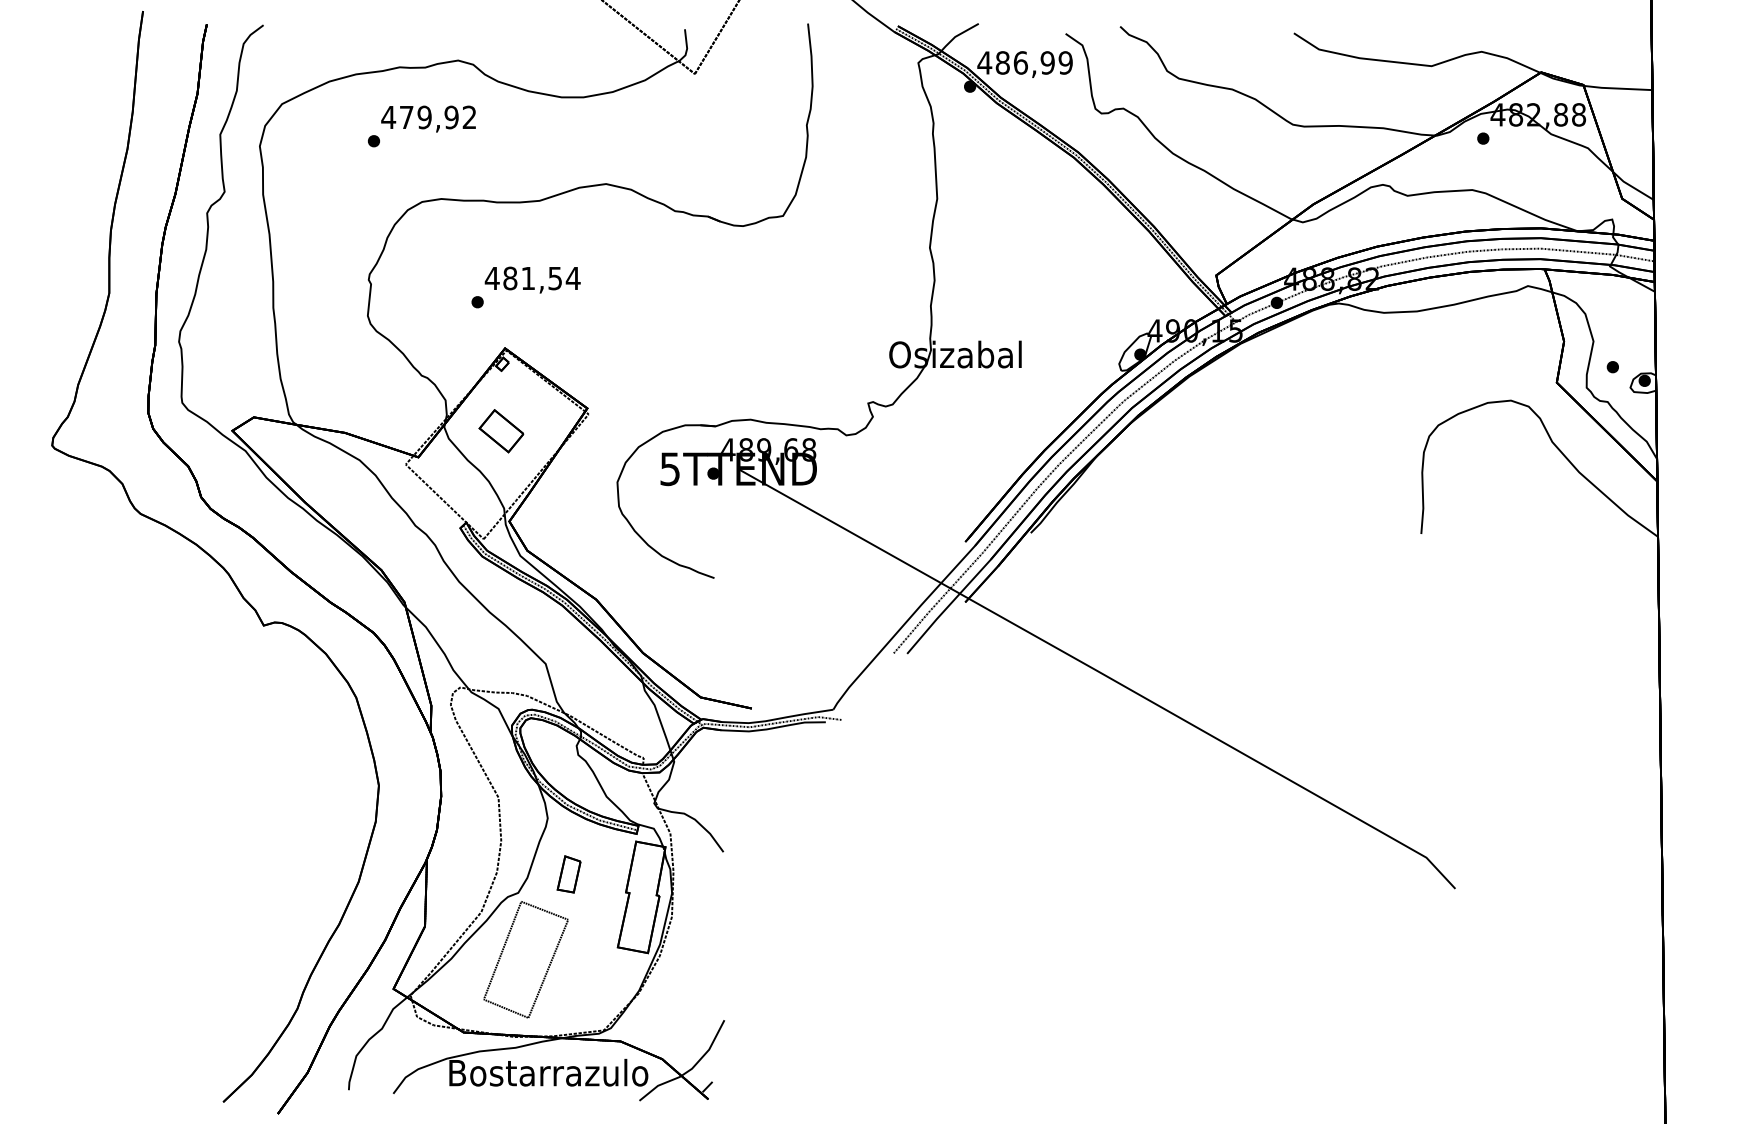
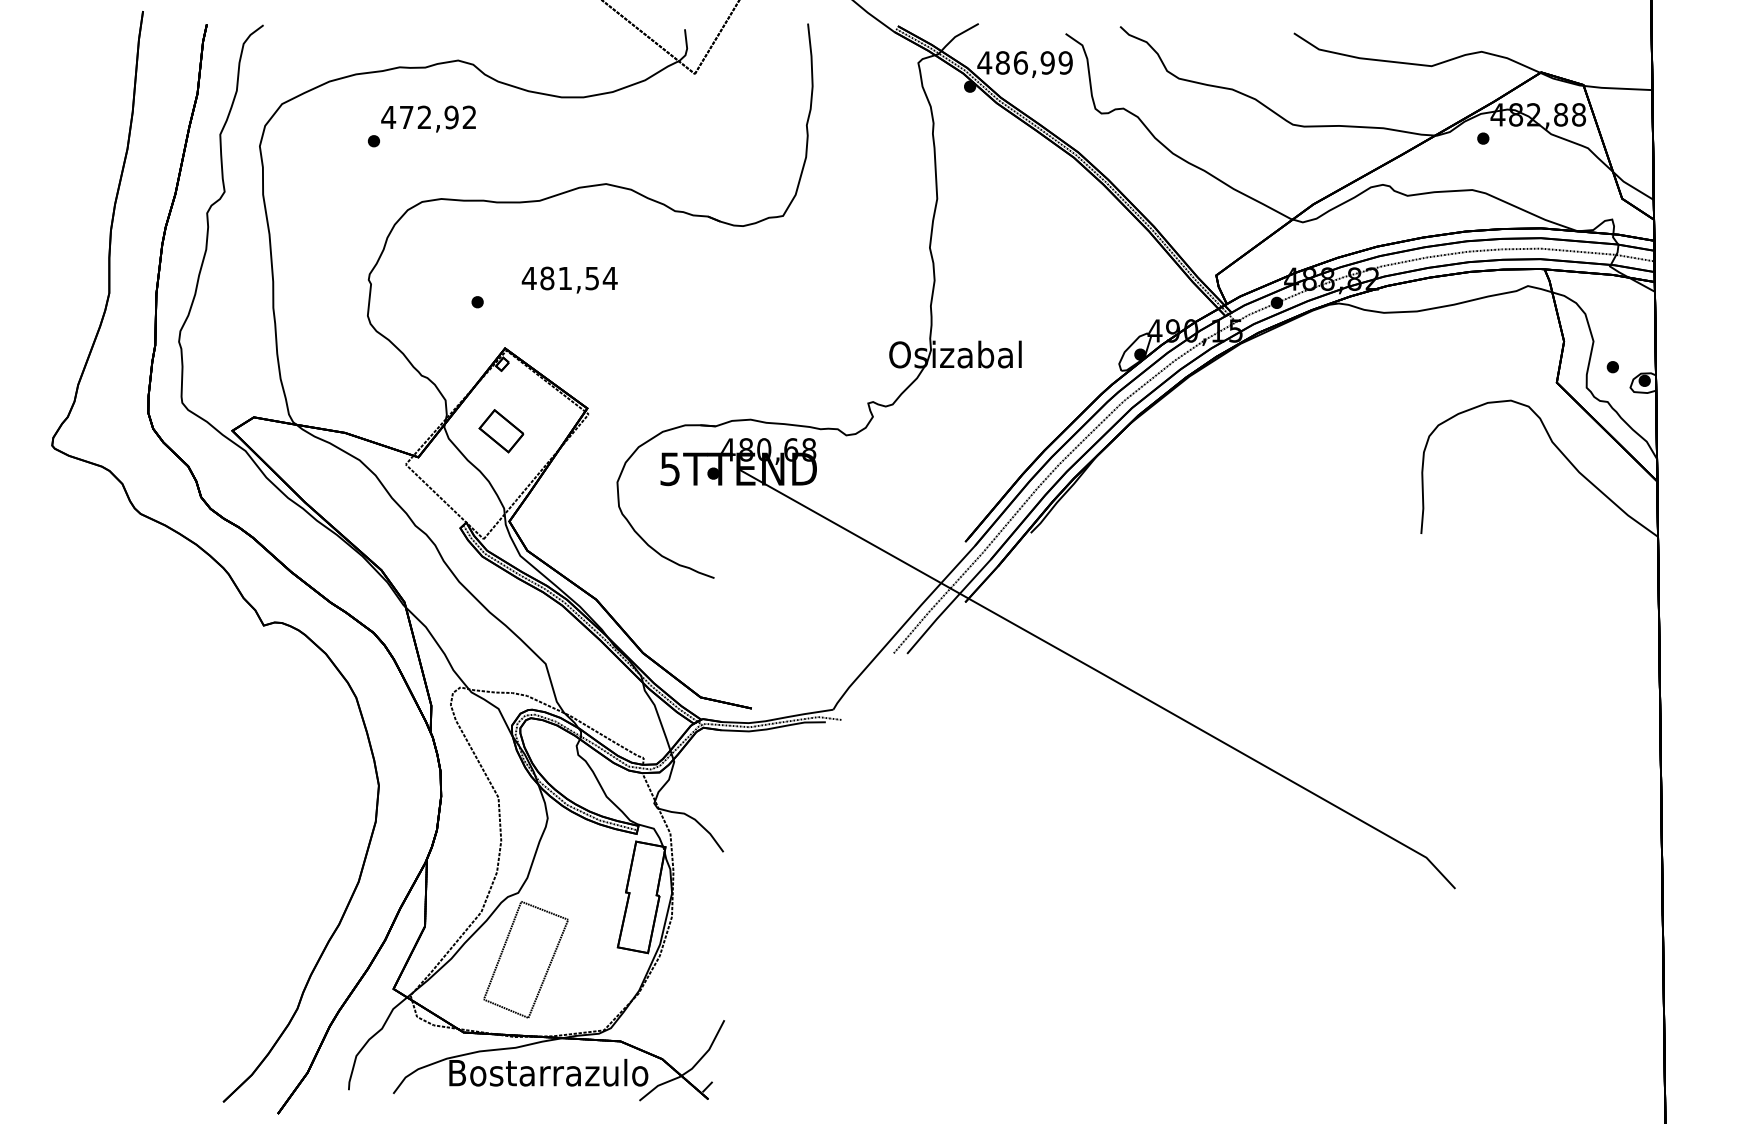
text: 479,92 -> 472,92 (424, 117)
text position: (532, 279) -> (569, 279) (569, 279)
text: 489,68 -> 480,68 (764, 449)
part: present -> none (568, 874)
